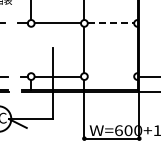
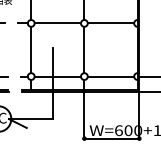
line: dashed -> solid (111, 23)
line: none -> present (31, 49)
line: none -> present (110, 76)
